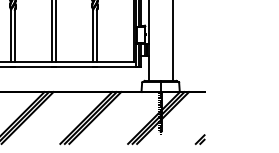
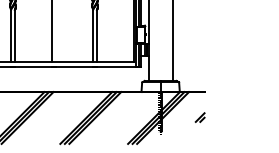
line: present -> none (55, 31)
part position: (199, 139) -> (199, 117) (199, 117)
